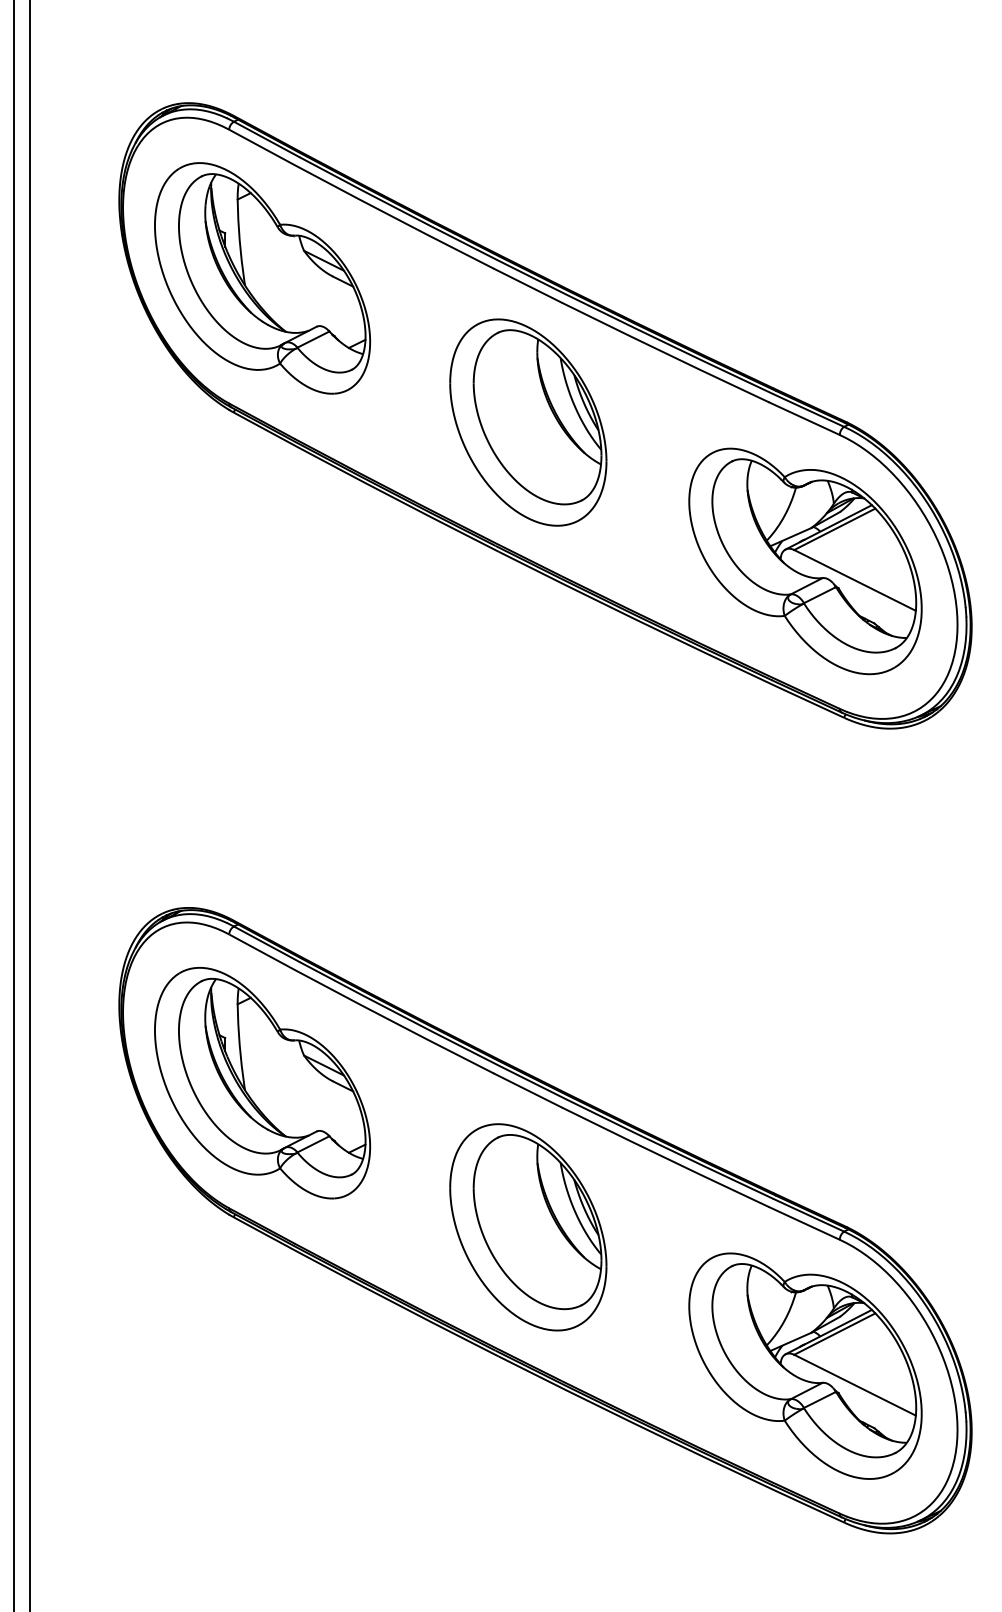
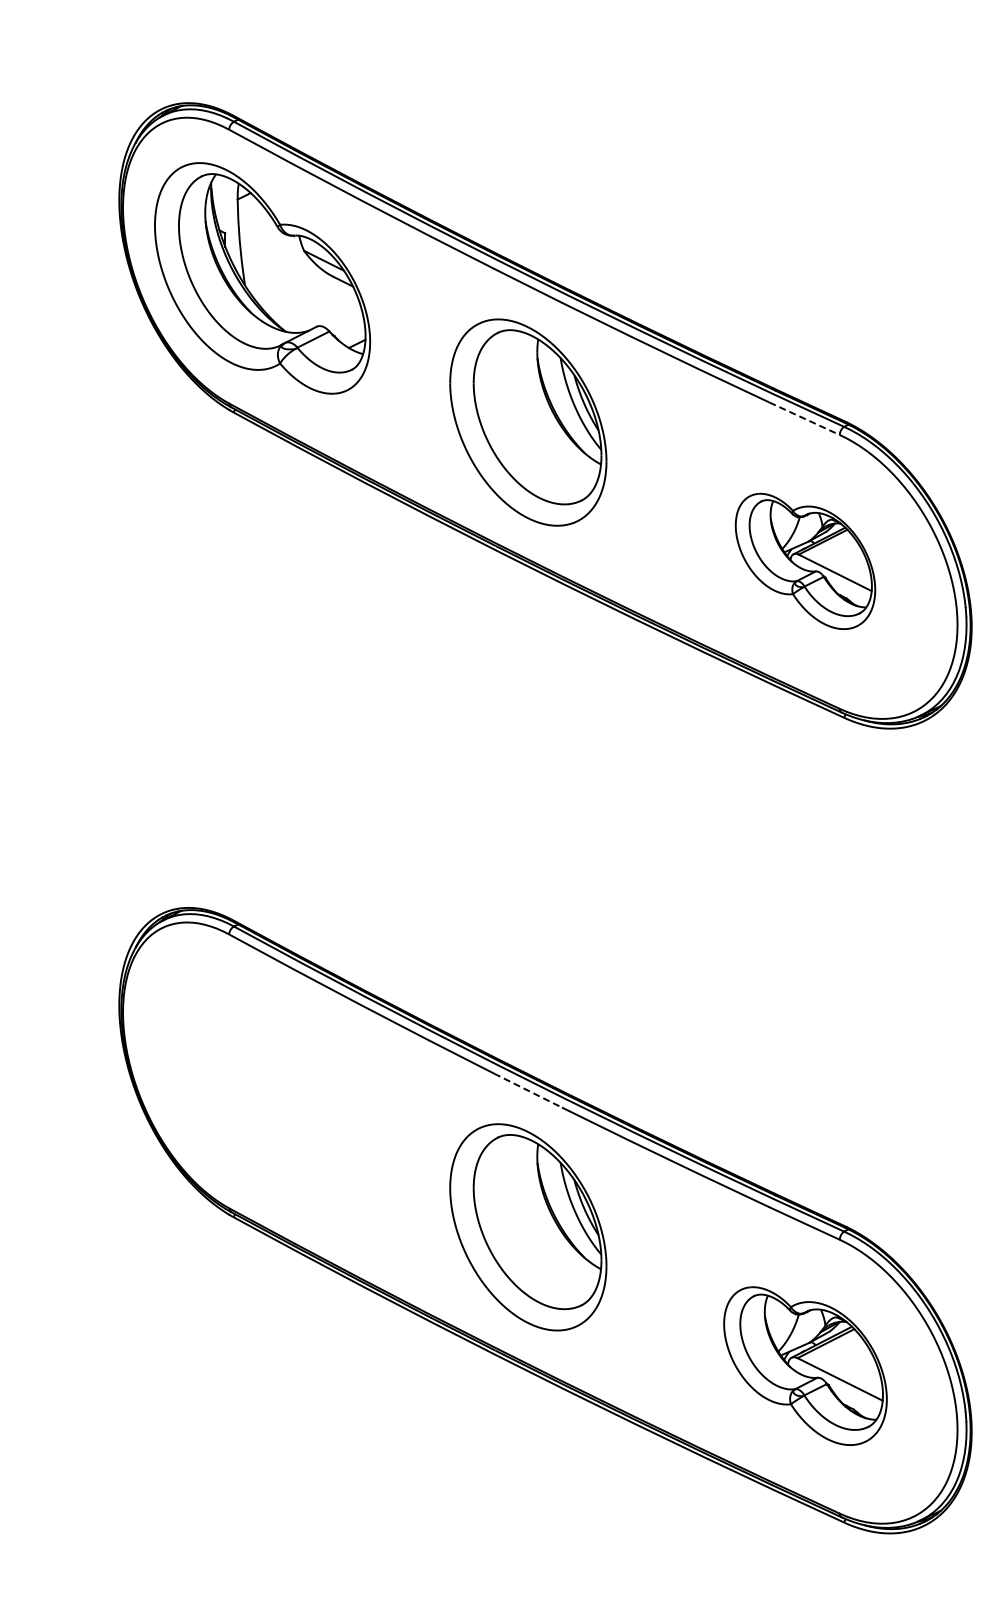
line: solid -> dashed (804, 418)
part size: 235x229 px -> 143x138 px (805, 560)
line: present -> none (14, 805)
line: present -> none (30, 805)
part: present -> none (262, 1083)
line: solid -> dashed (527, 1090)
part size: 235x228 px -> 165x160 px (805, 1365)
